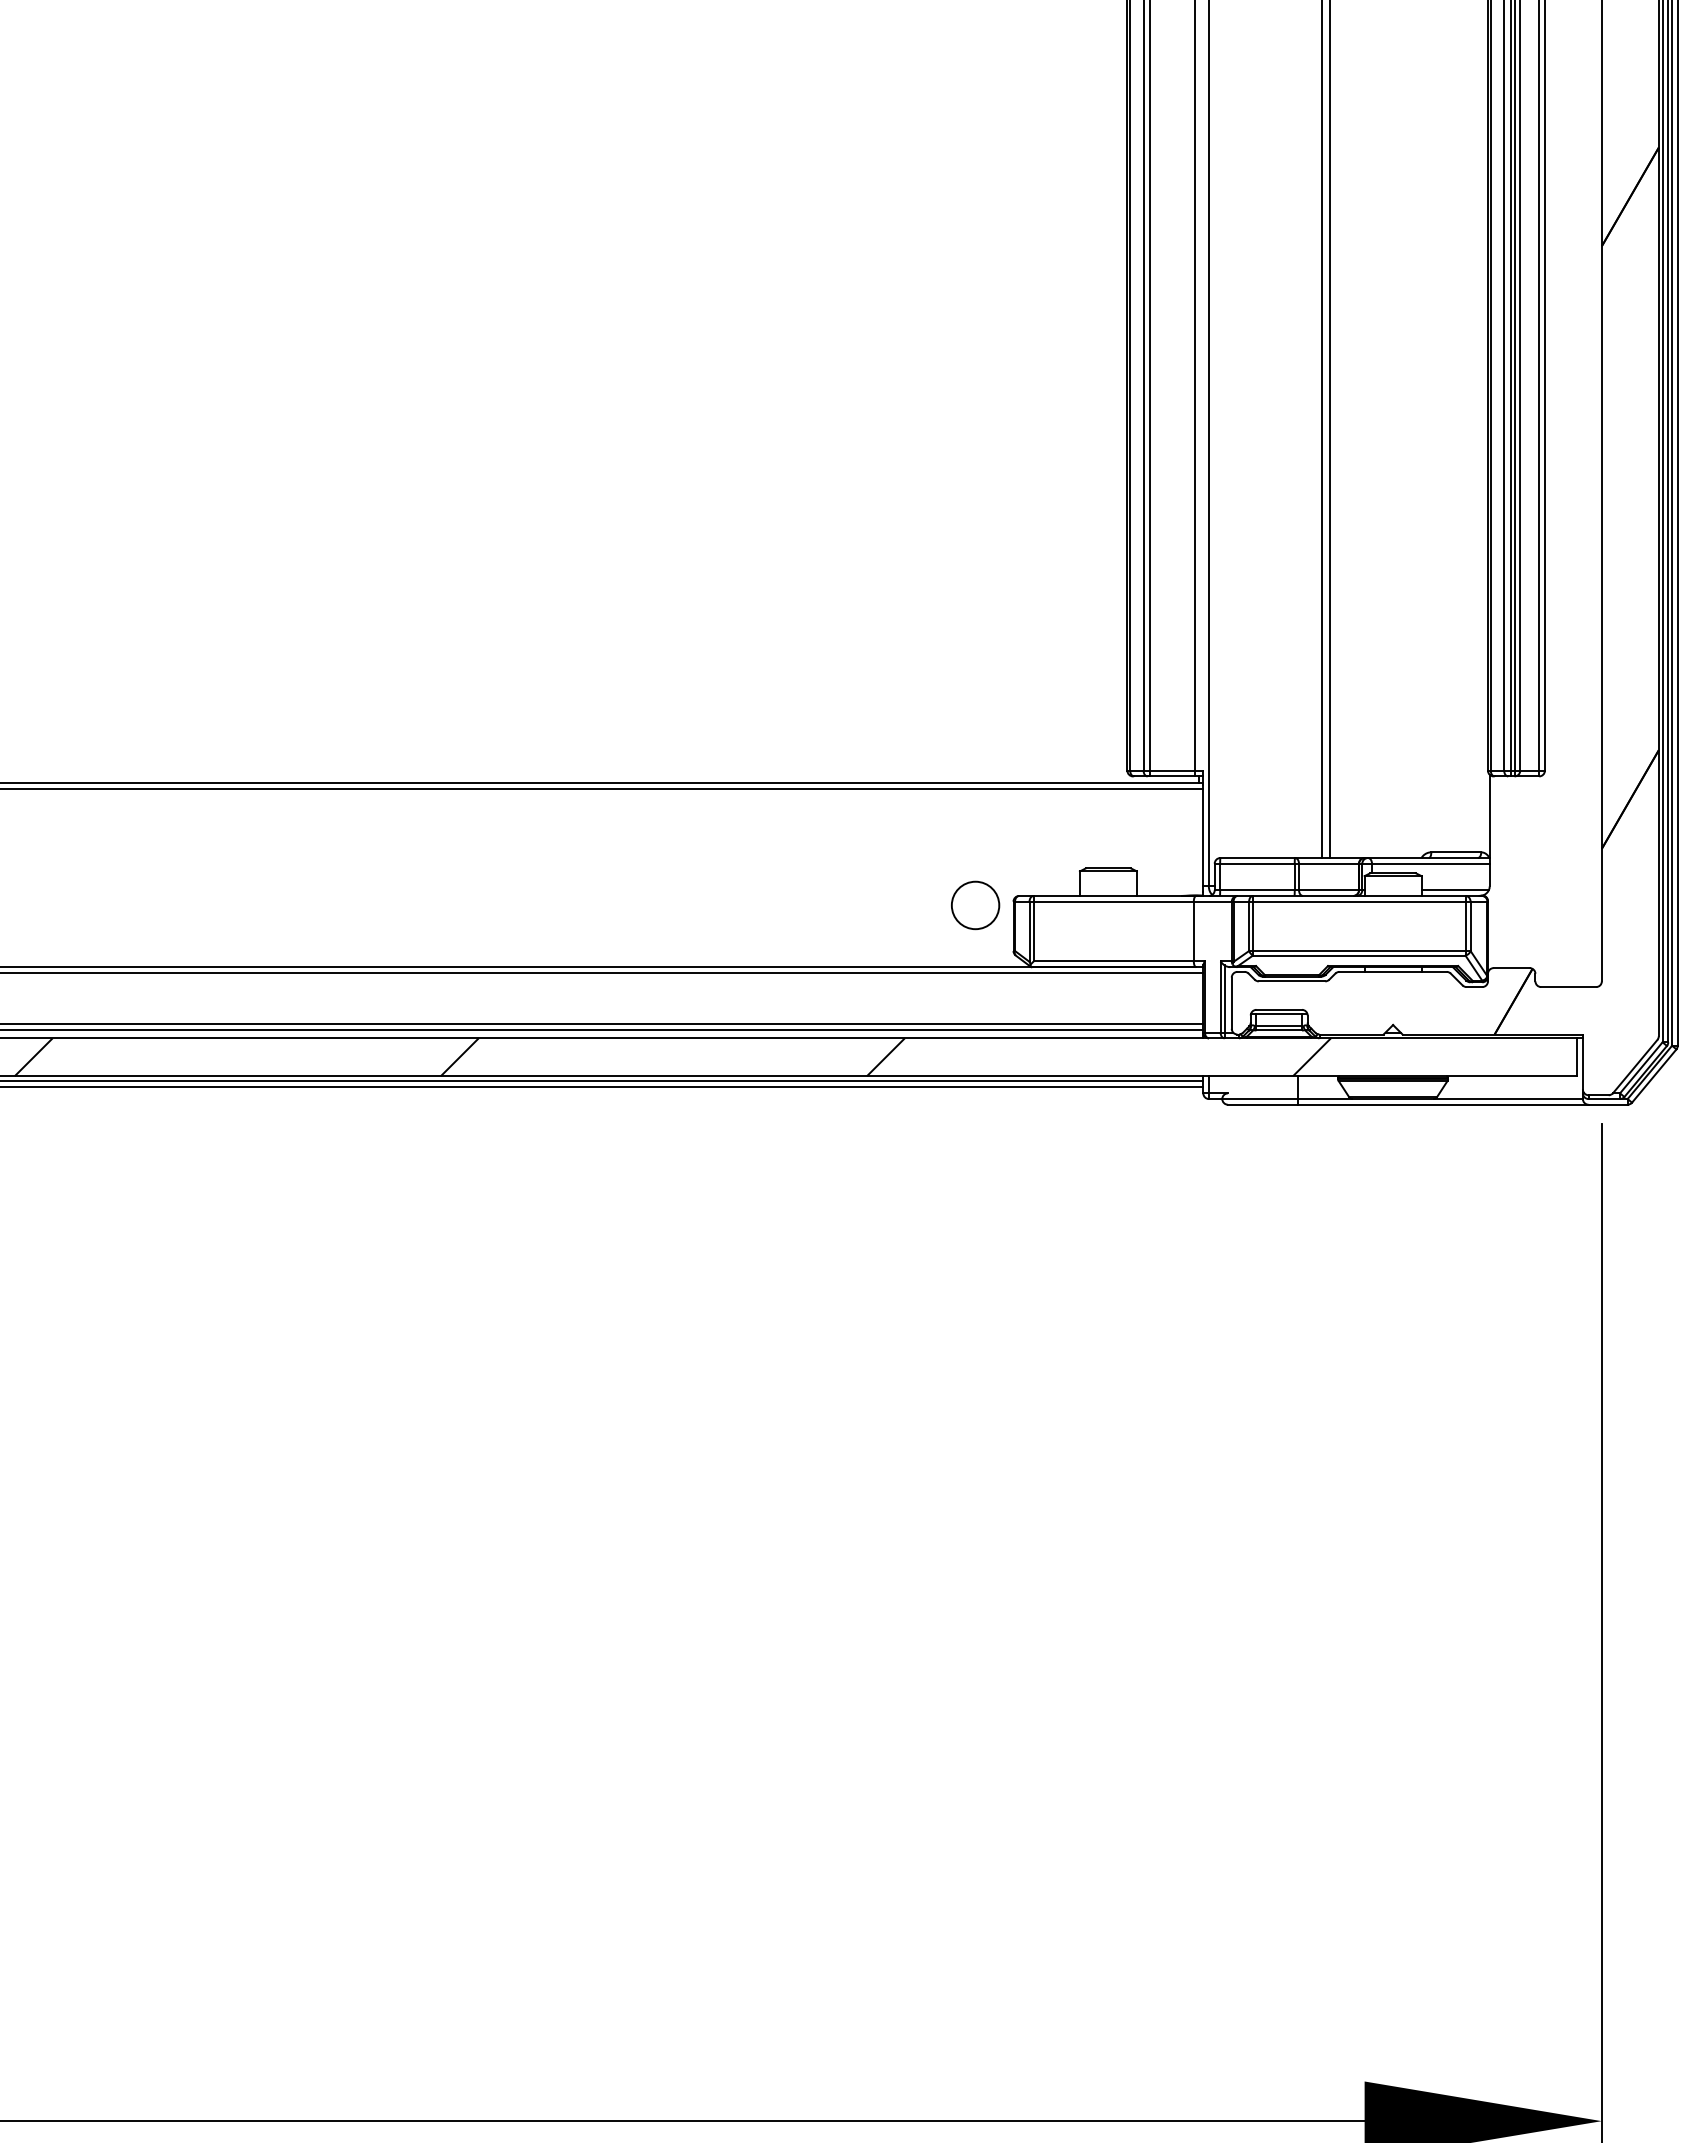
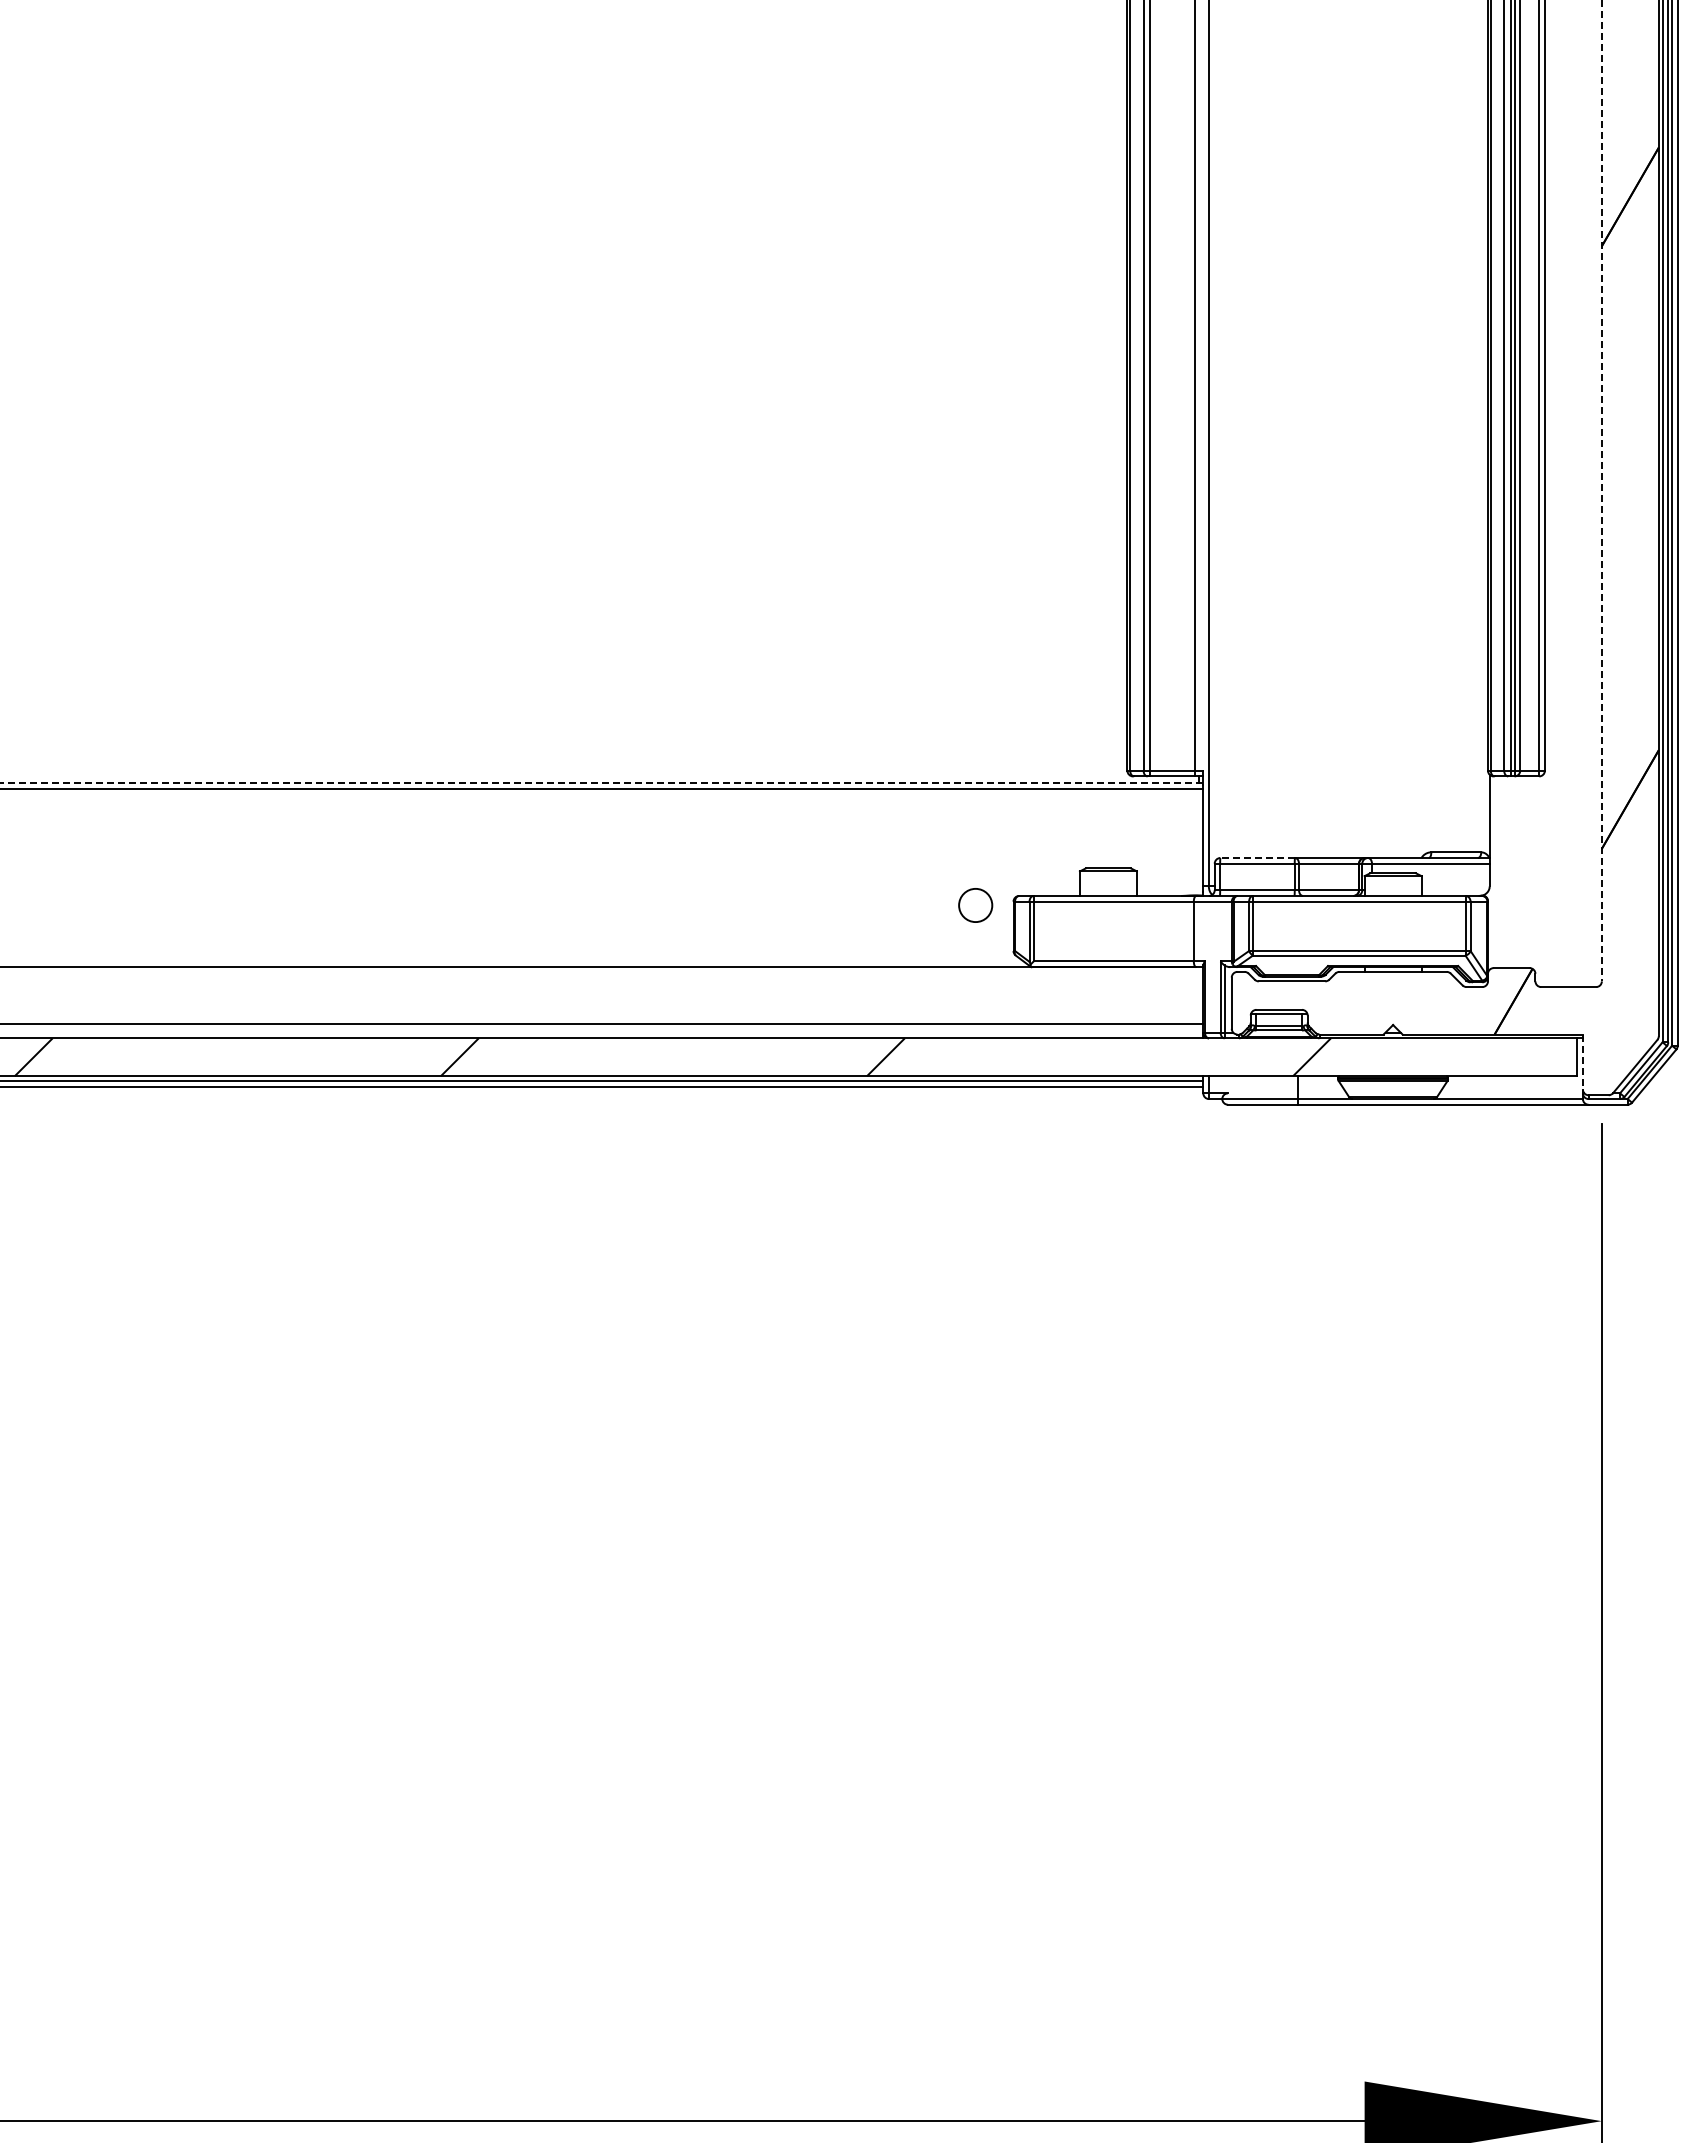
line: present -> none (1322, 430)
line: present -> none (1329, 430)
line: solid -> dashed (1601, 491)
line: solid -> dashed (601, 783)
line: solid -> dashed (1257, 858)
line: present -> none (1454, 890)
circle size: 50x51 px -> 36x35 px (975, 905)
line: present -> none (602, 972)
line: present -> none (602, 1029)
line: solid -> dashed (1582, 1062)
